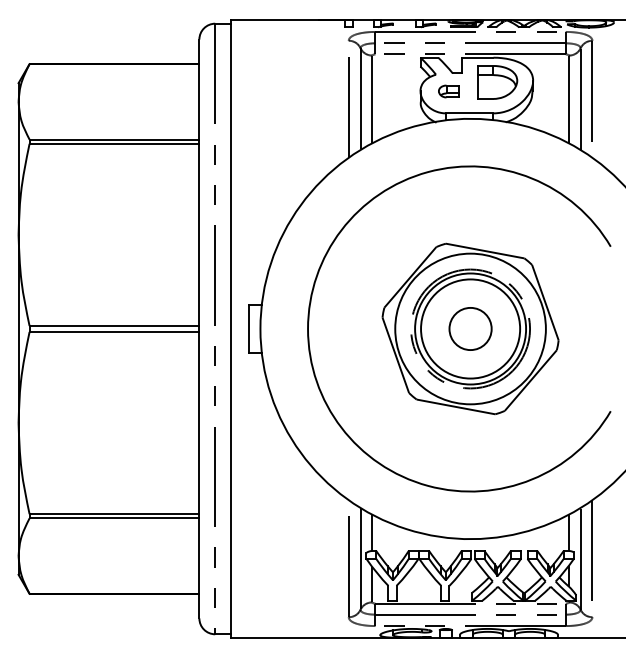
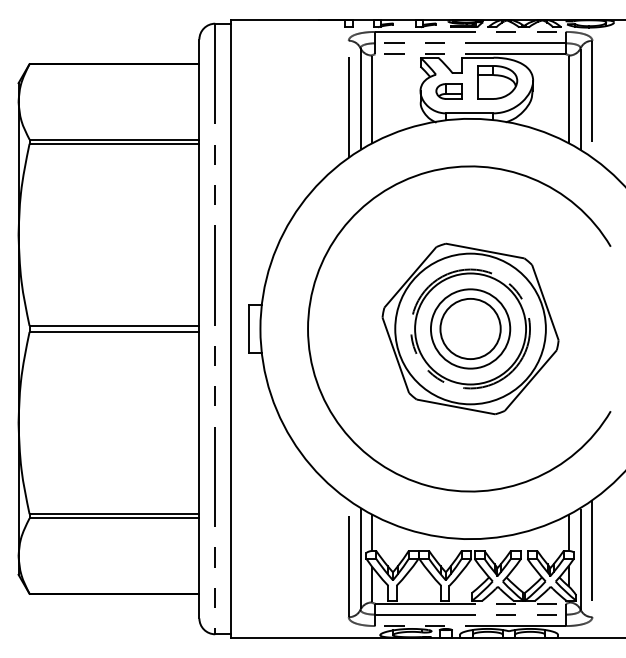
part size: 22x15 px -> 28x17 px (448, 91)
circle diameter: 42 px -> 60 px (470, 328)
circle diameter: 99 px -> 79 px (470, 328)
